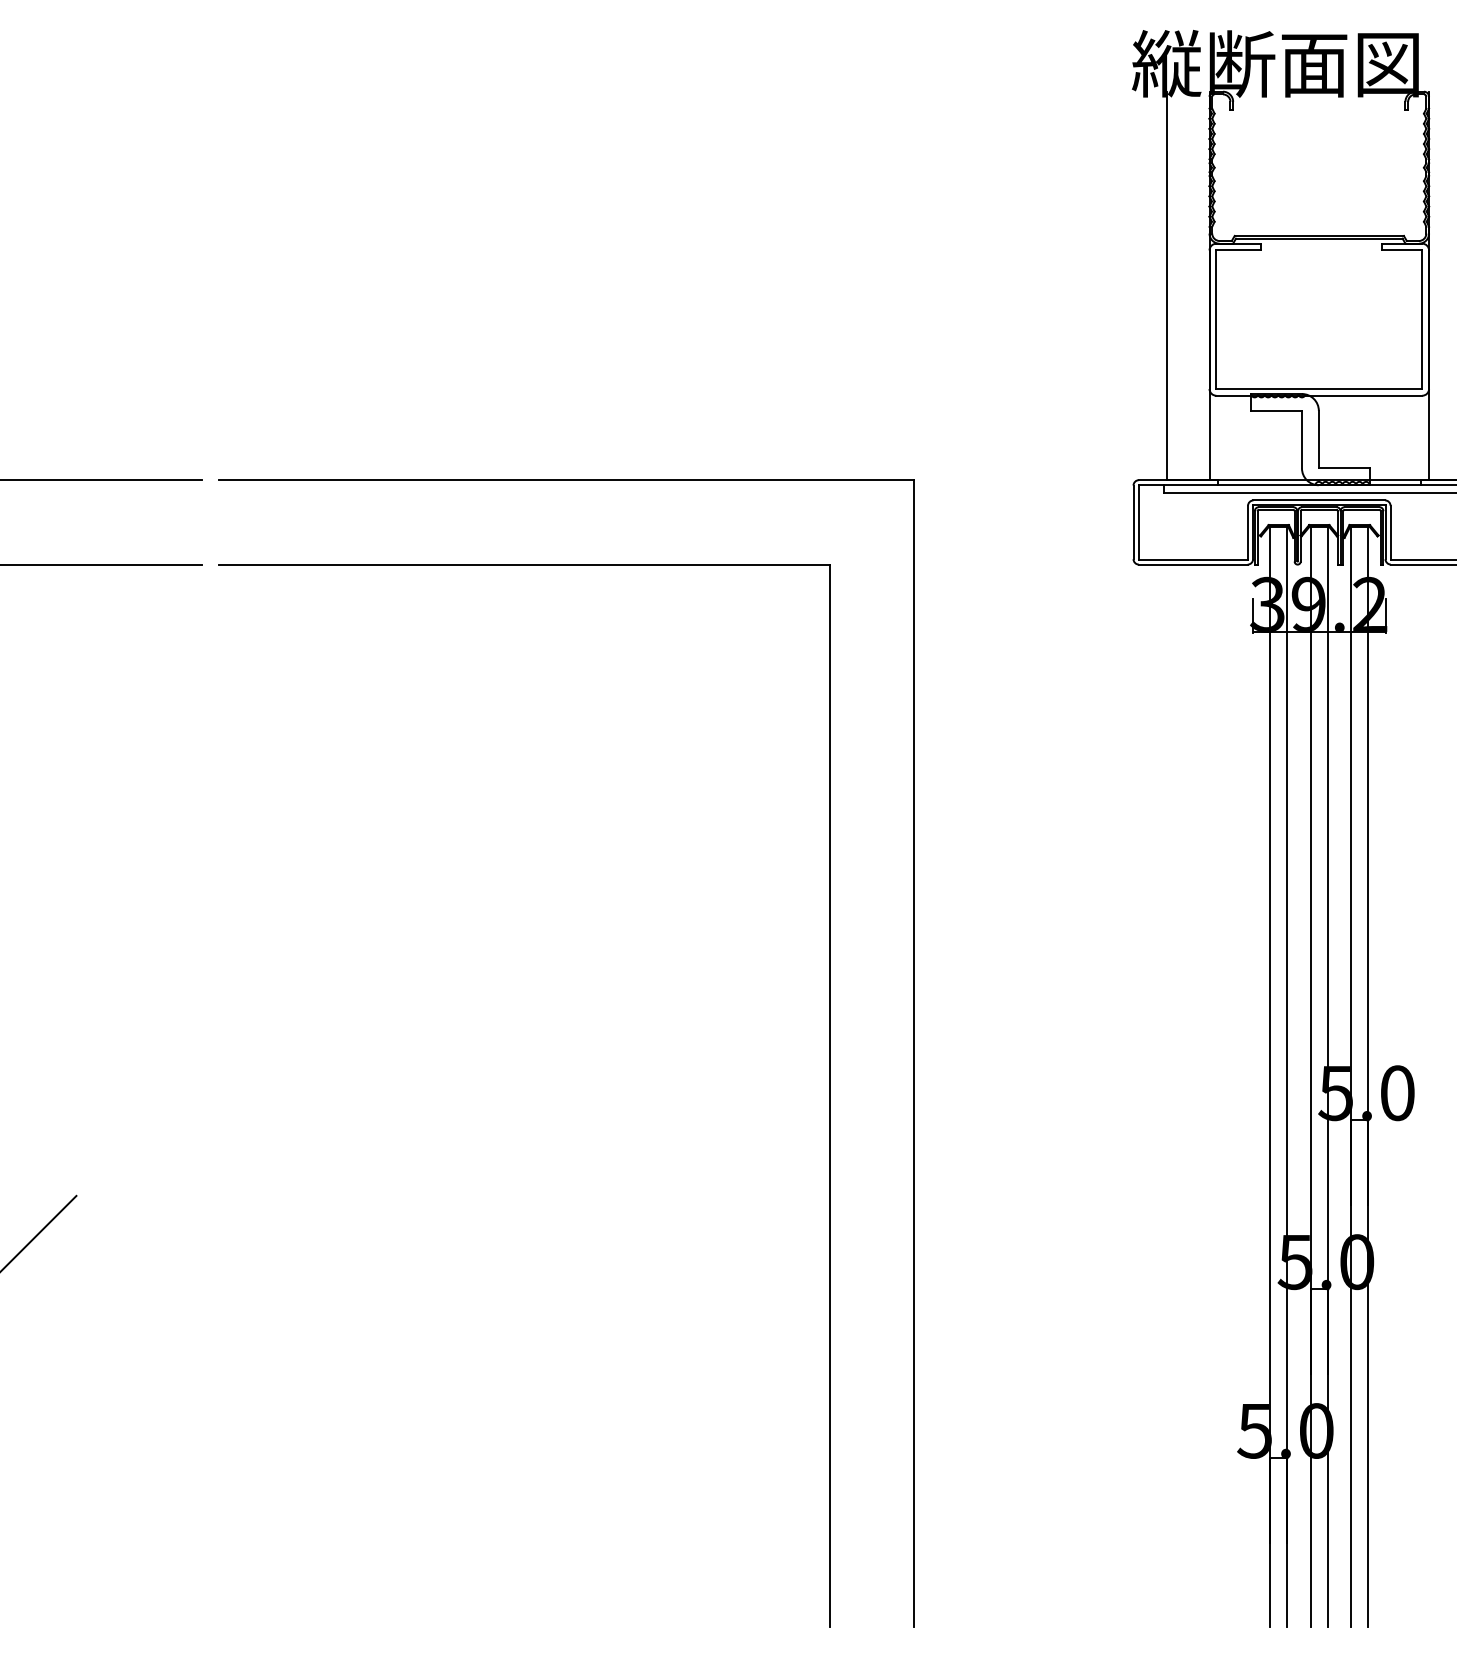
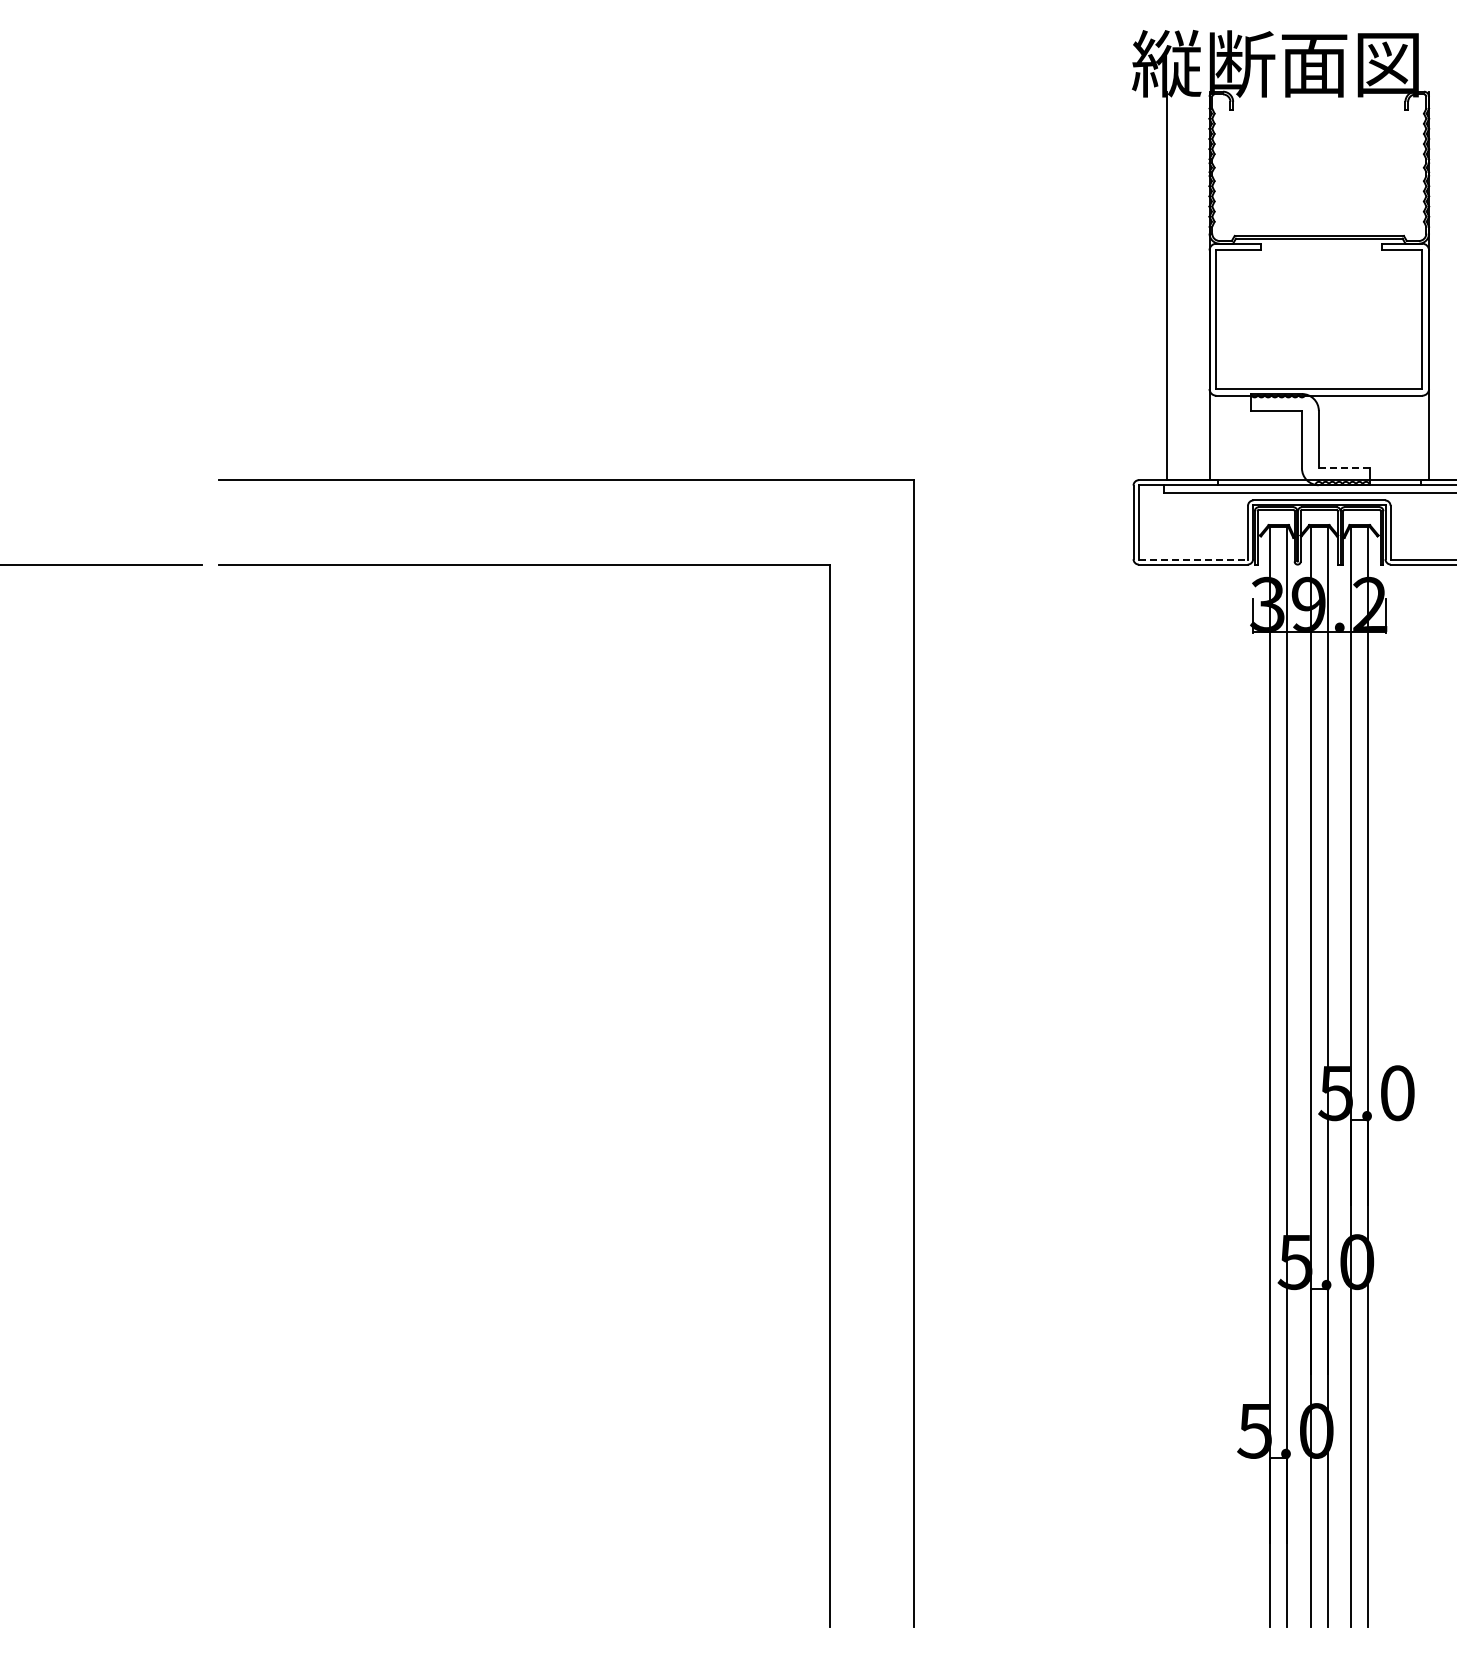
line: solid -> dashed (1343, 468)
line: present -> none (101, 480)
line: solid -> dashed (1193, 559)
line: present -> none (39, 1232)
